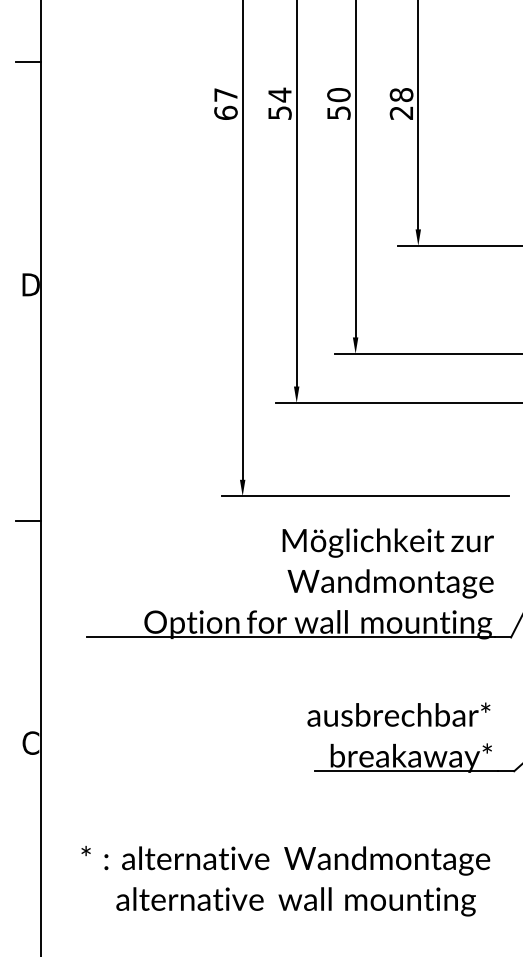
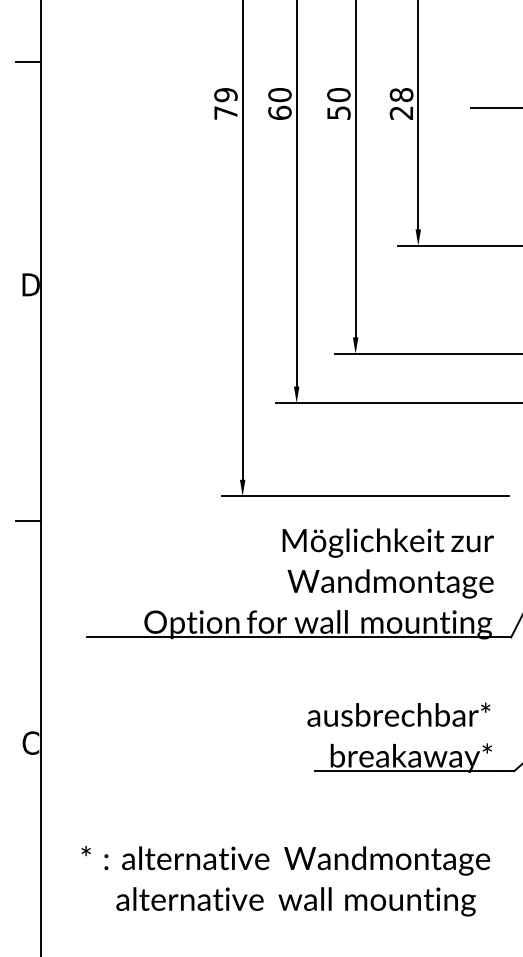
text: 67 -> 79 (225, 103)
text: 54 -> 60 (279, 103)
line: none -> present (495, 108)
